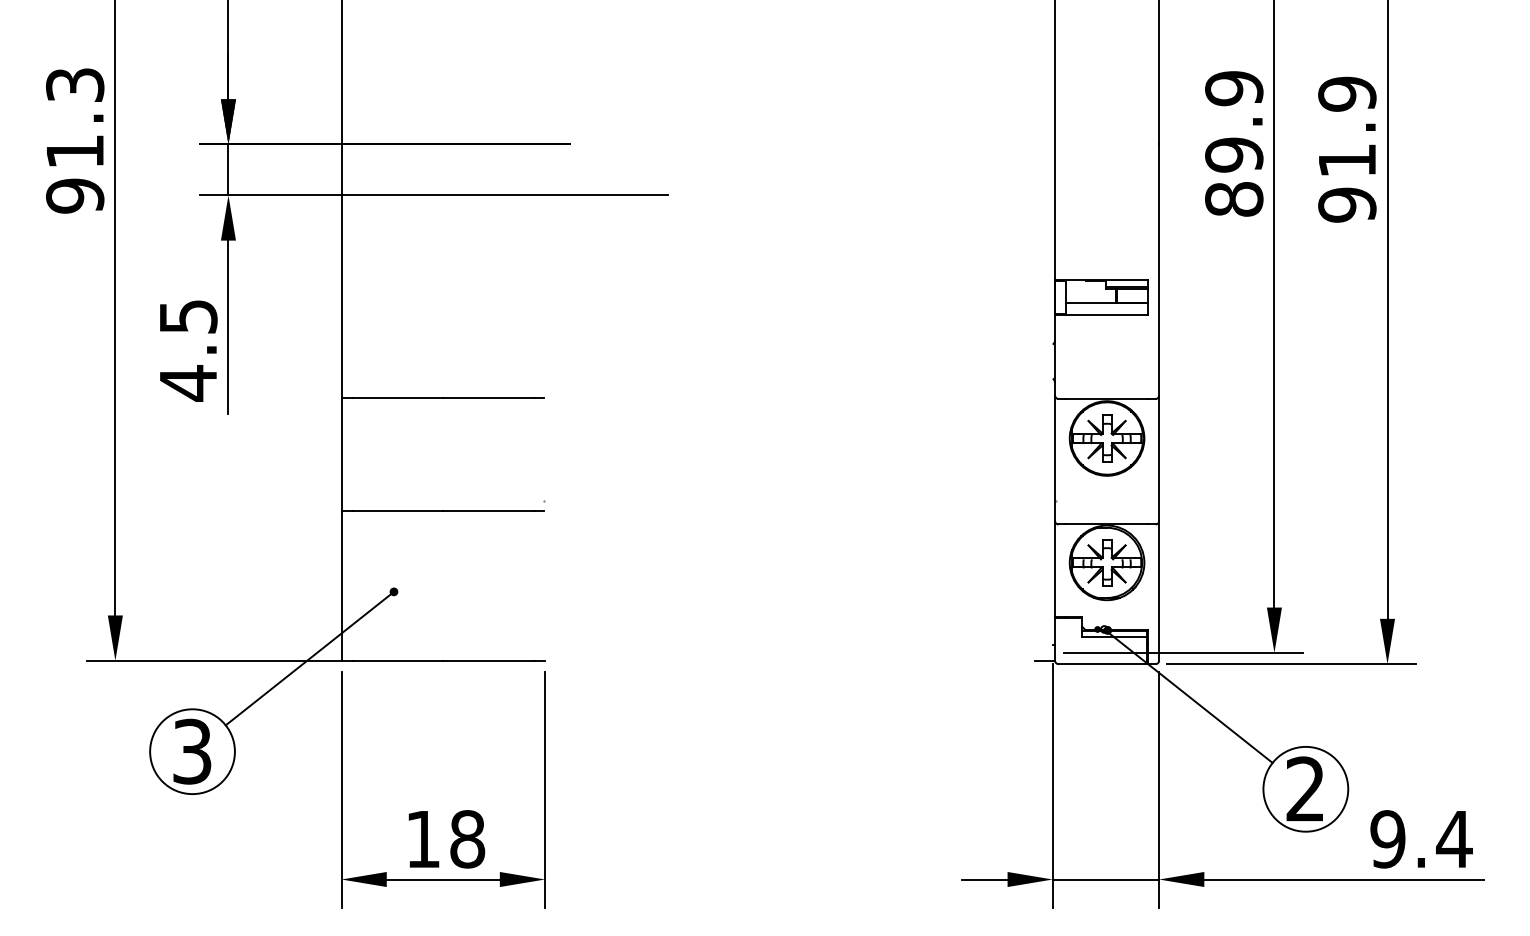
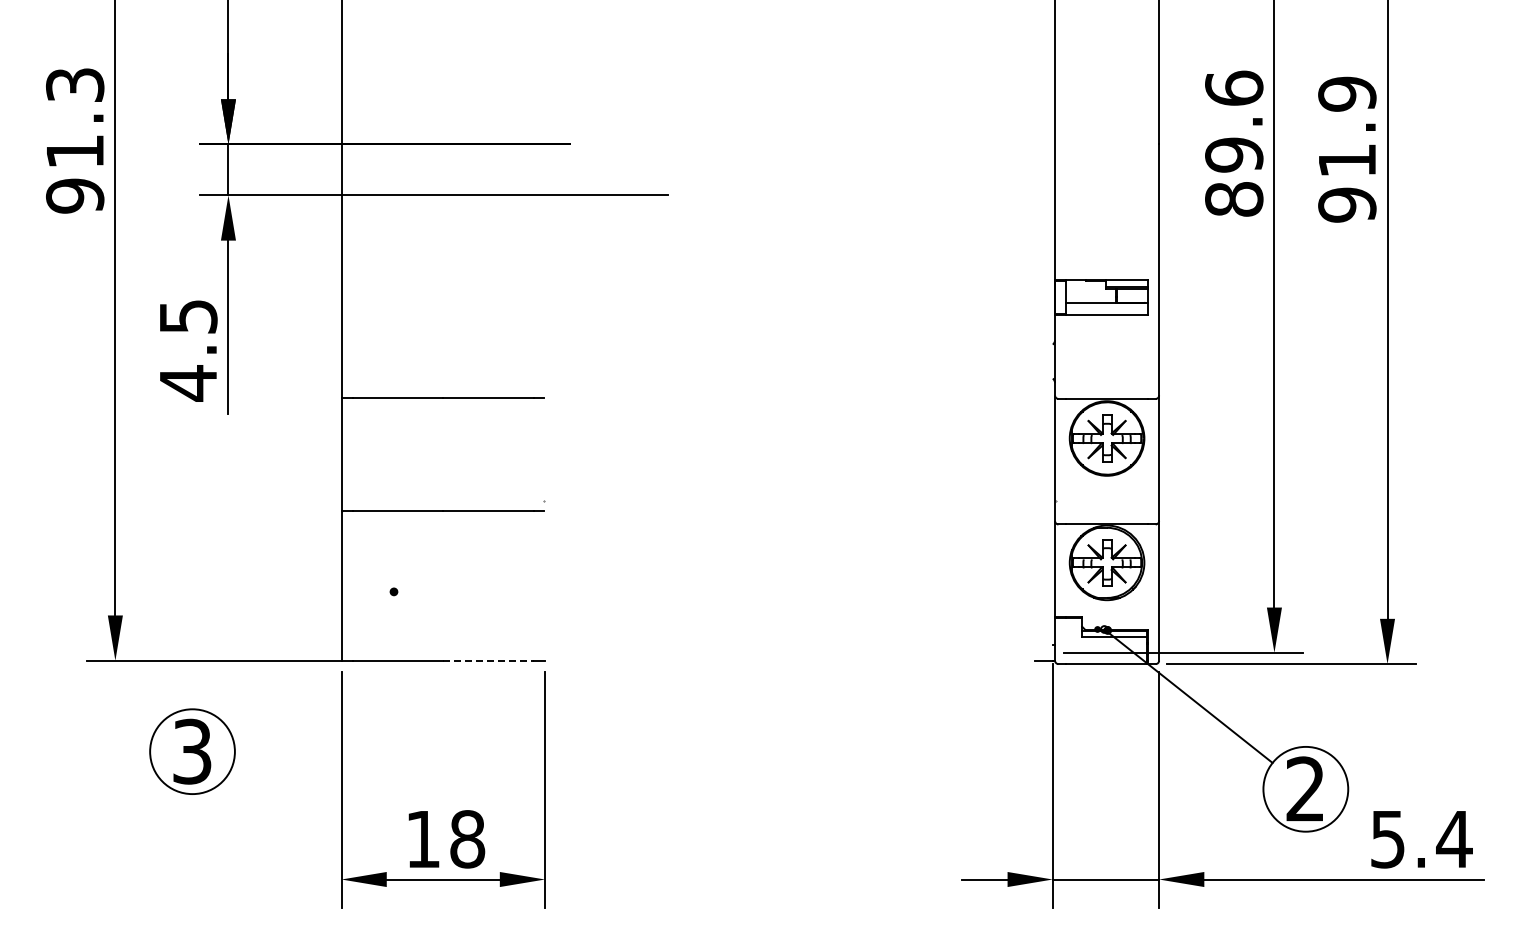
text: 89.9 -> 89.6 (1234, 88)
line: present -> none (309, 658)
line: solid -> dashed (489, 660)
text: 9.4 -> 5.4 (1387, 839)
